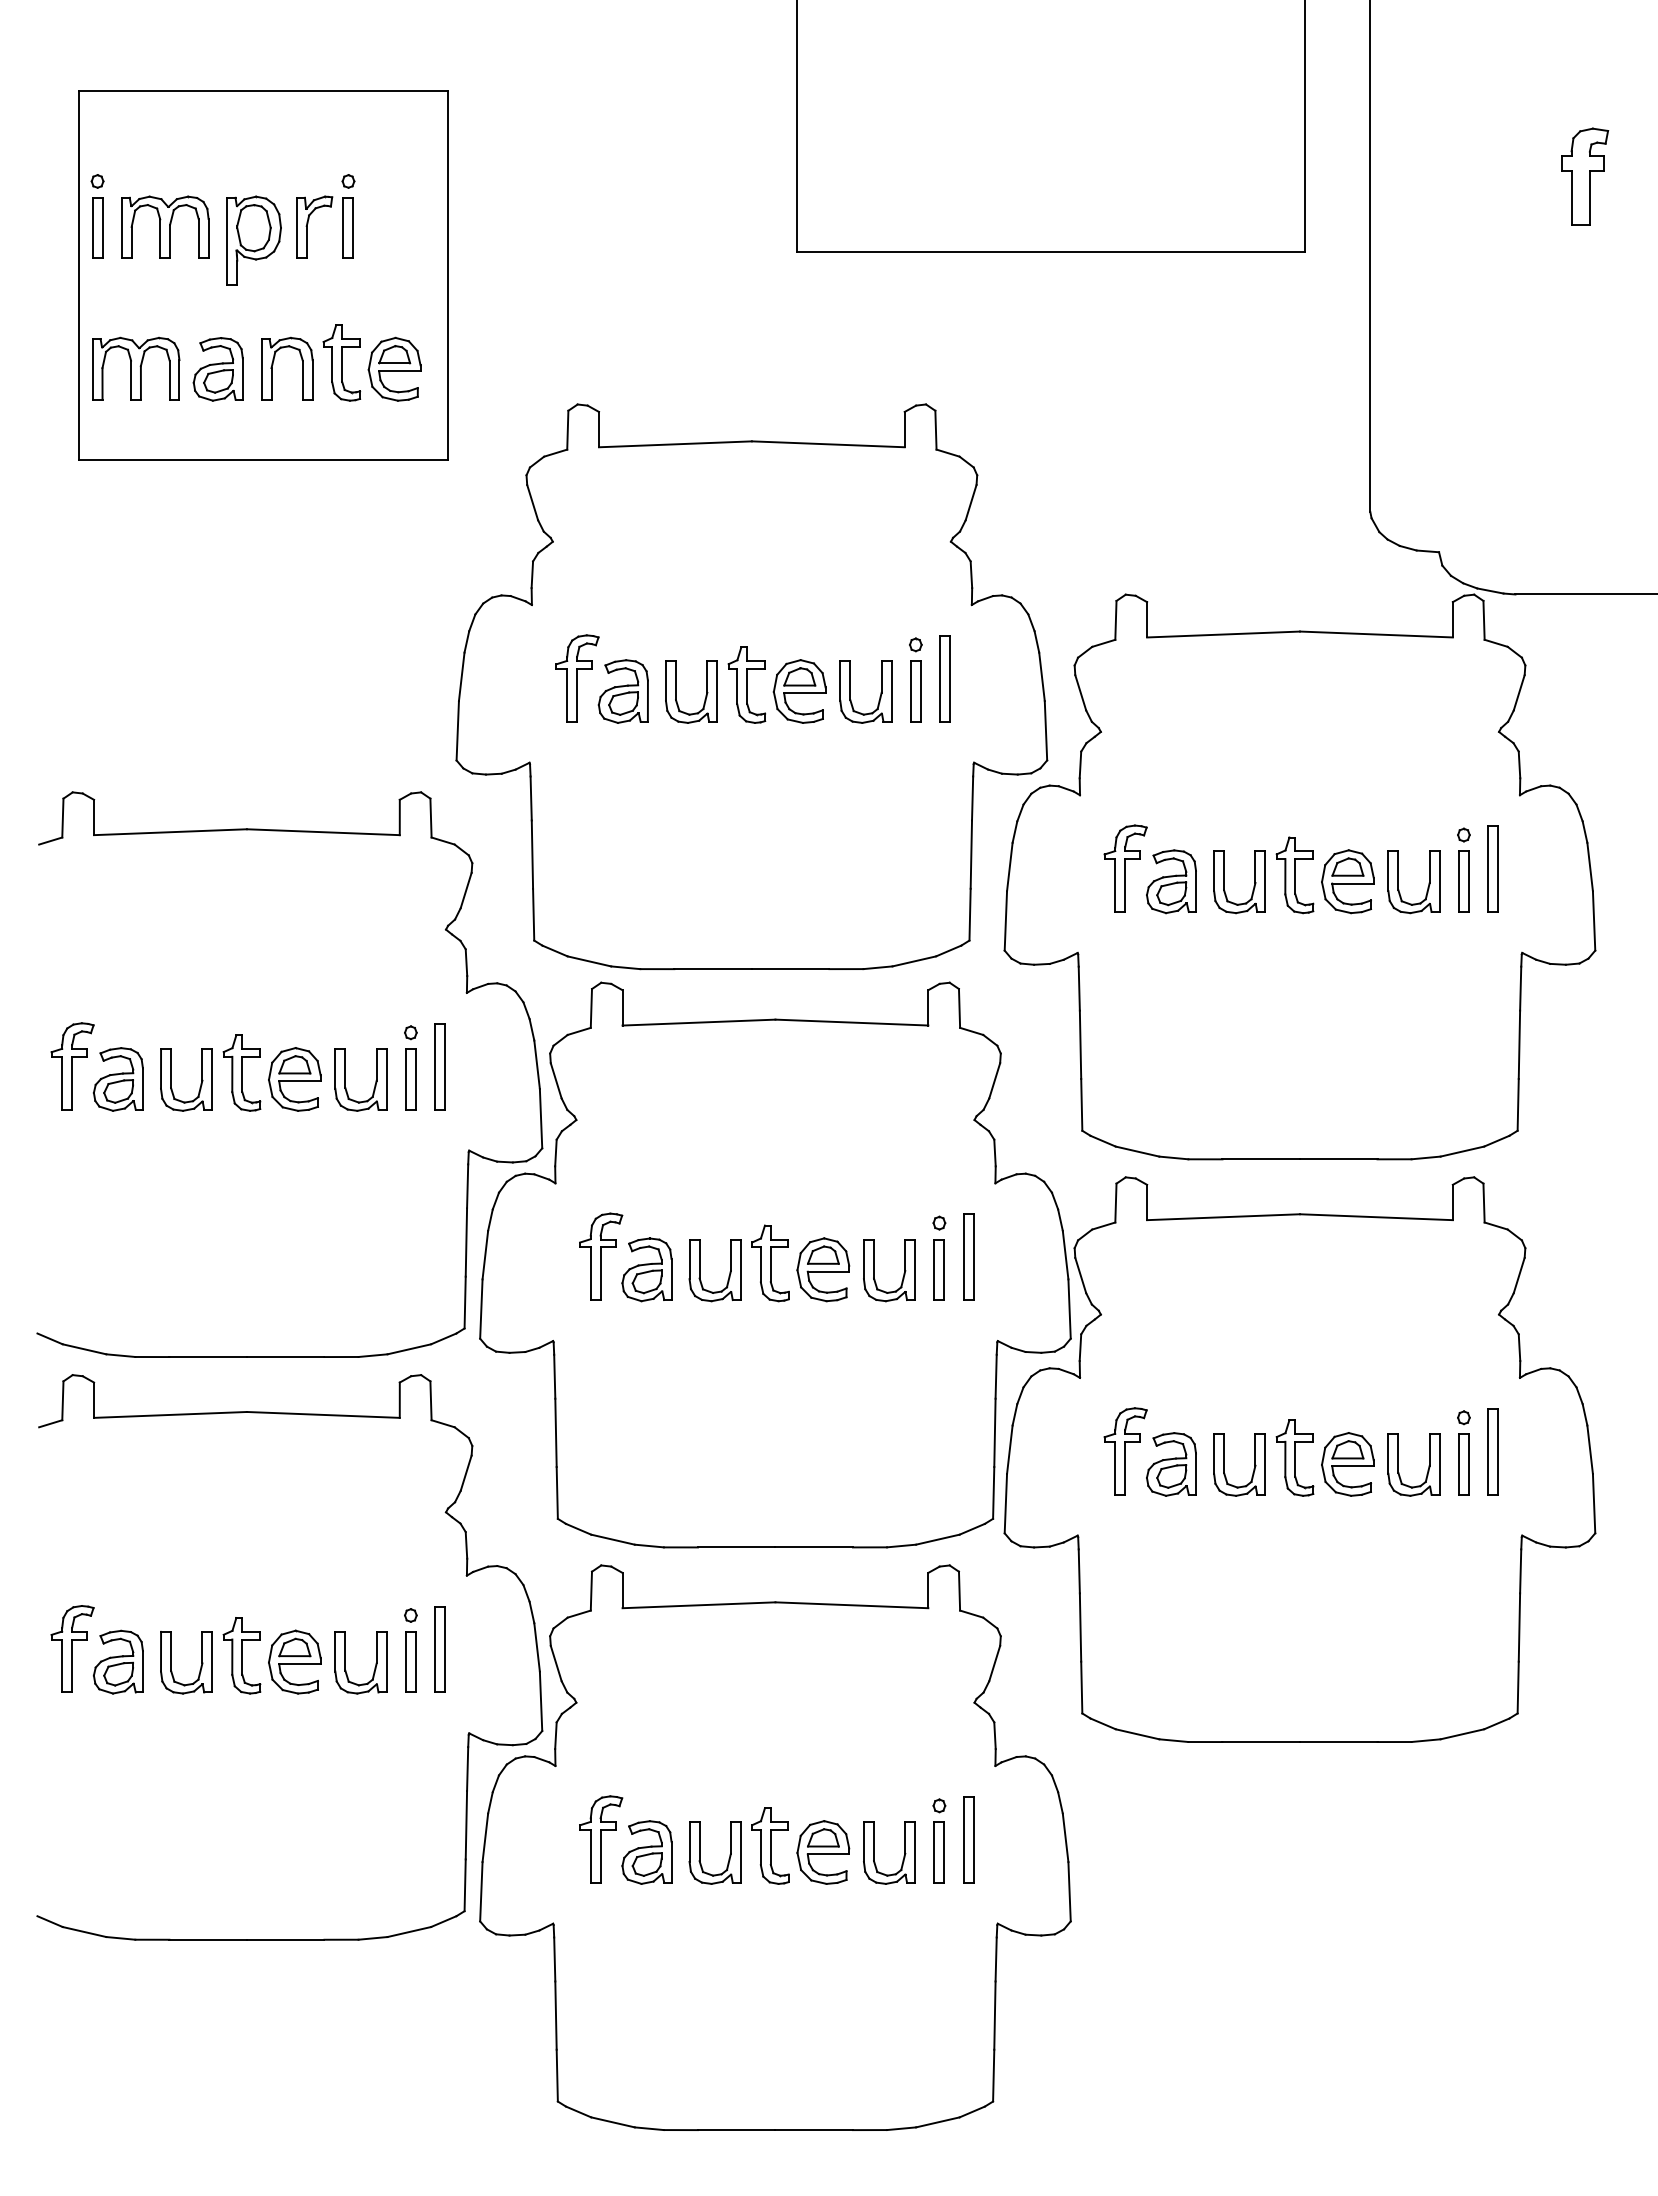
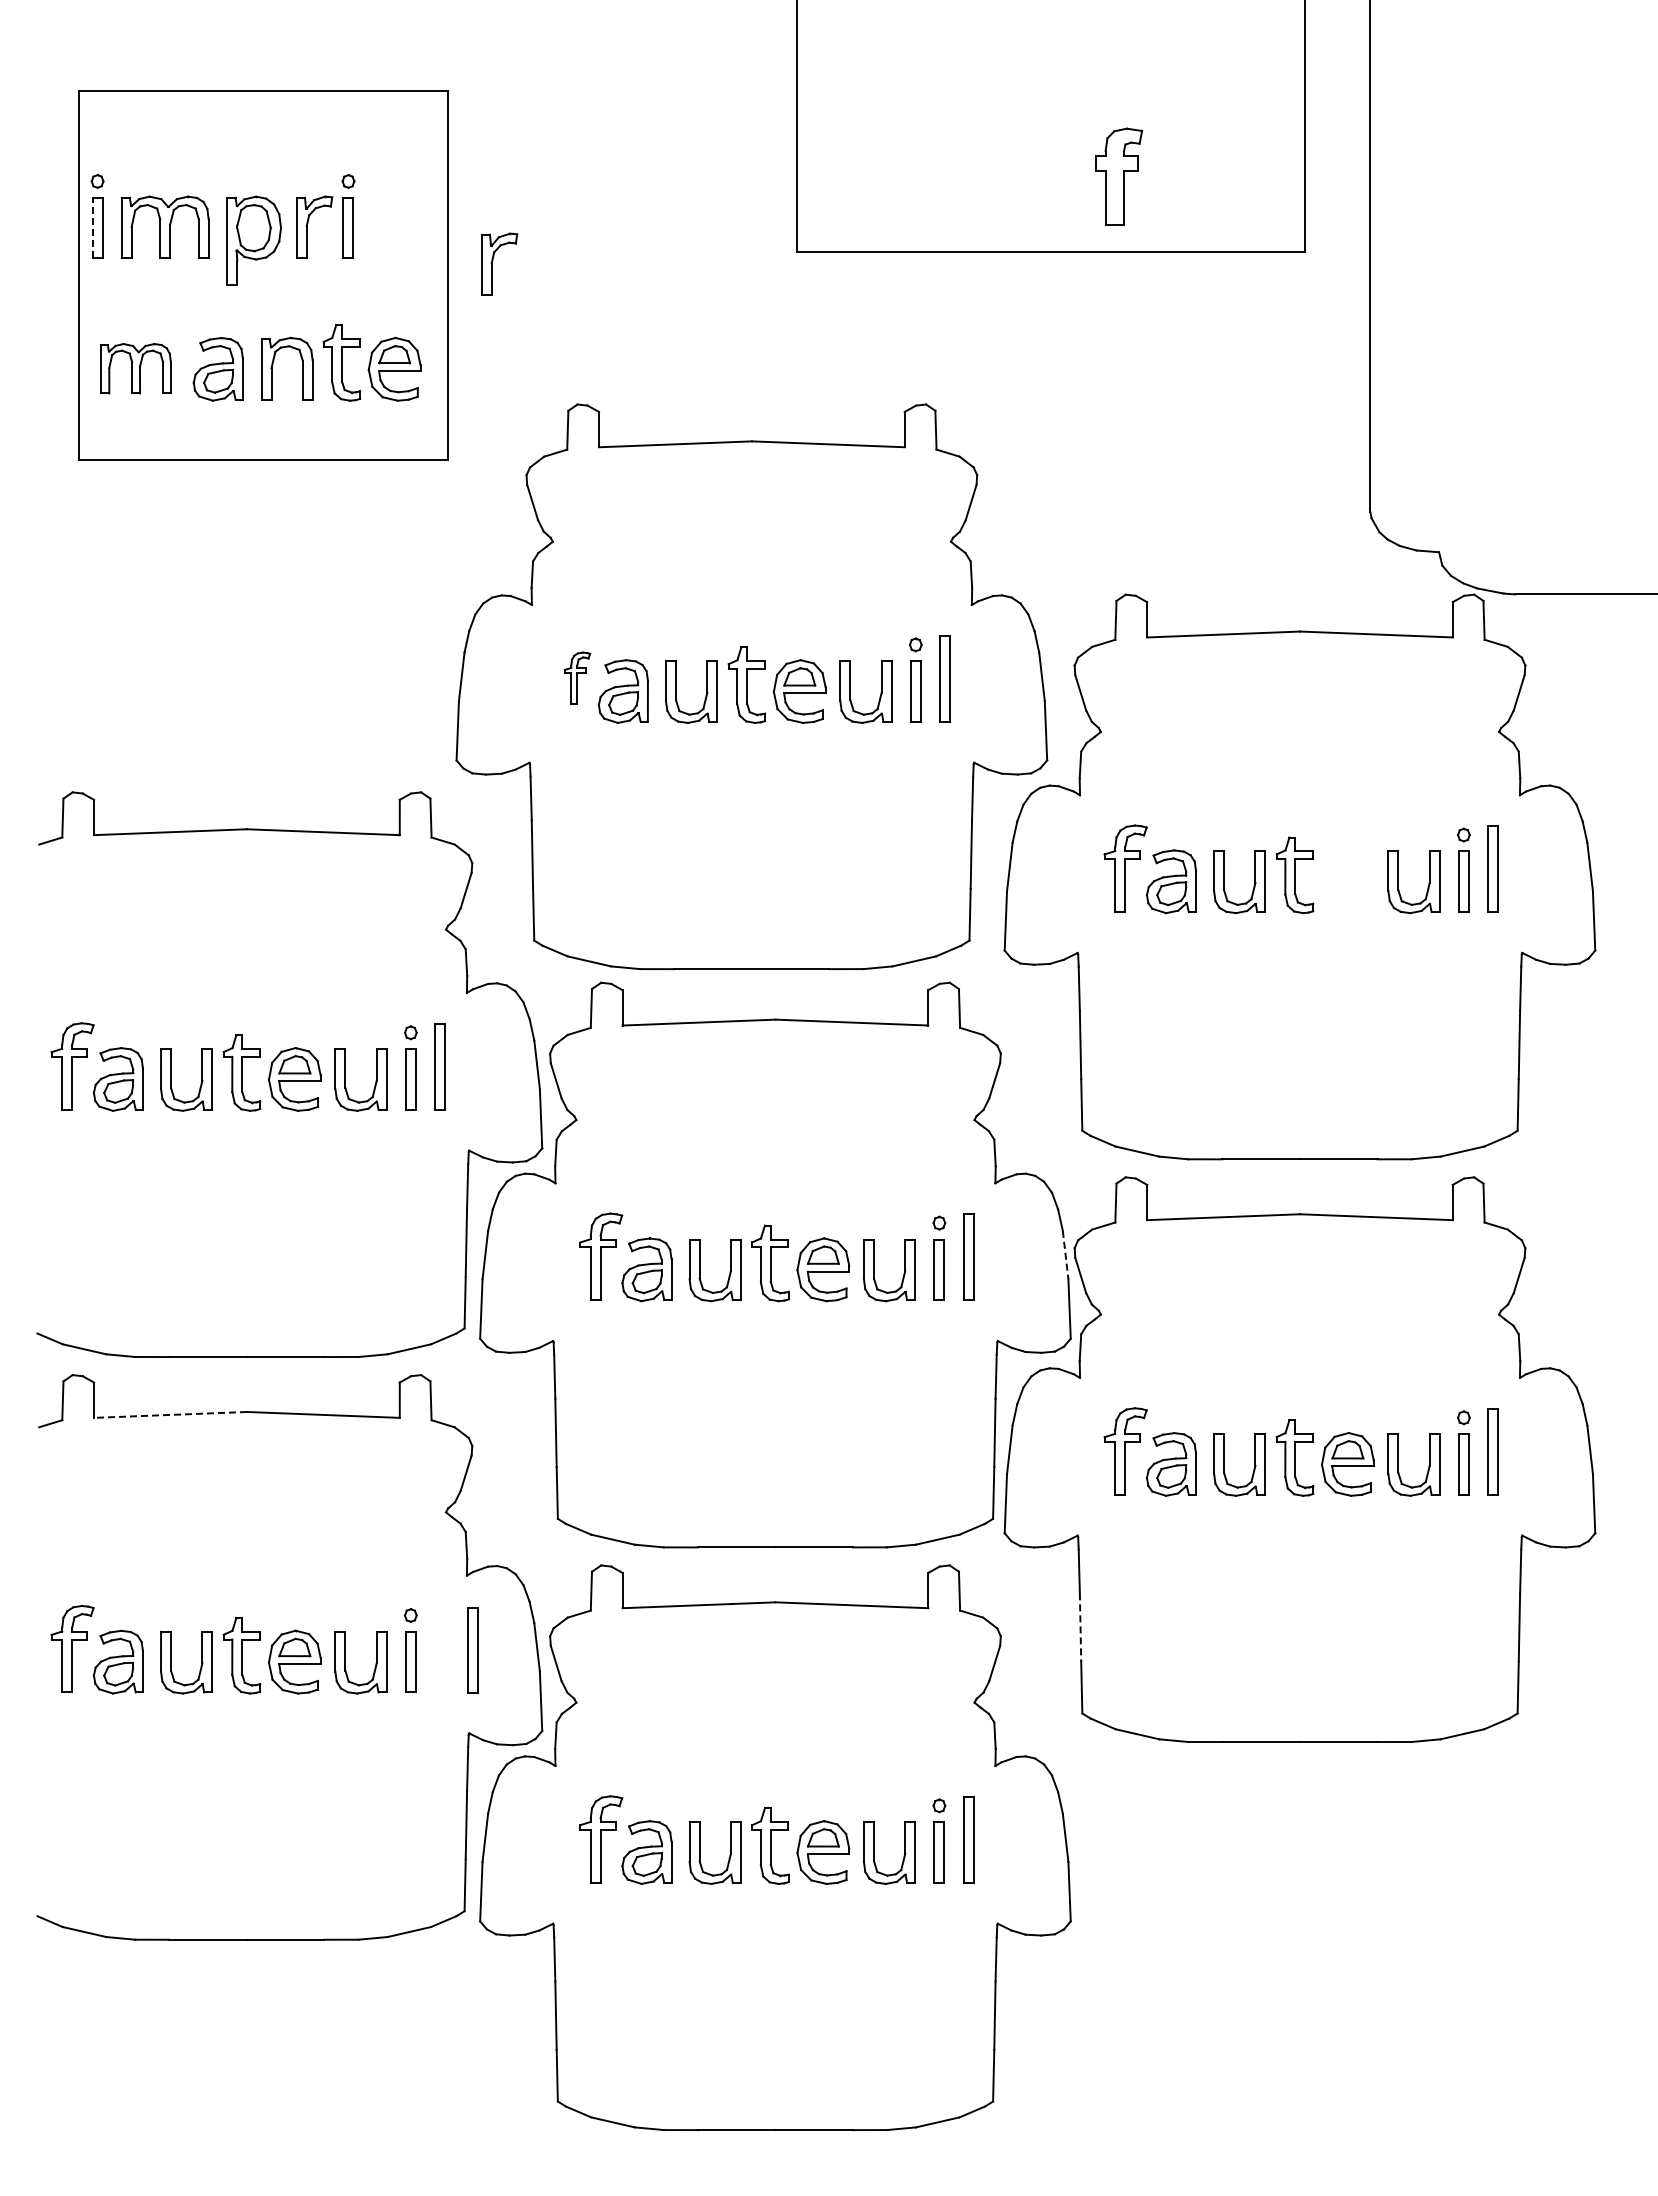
part position: (1585, 176) -> (1119, 176) (1119, 176)
line: solid -> dashed (92, 227)
part: none -> present (493, 260)
part size: 89x65 px -> 72x52 px (135, 368)
part size: 45x89 px -> 29x54 px (577, 677)
part: present -> none (1347, 881)
line: solid -> dashed (1065, 1255)
line: solid -> dashed (170, 1414)
line: solid -> dashed (1080, 1628)
part position: (439, 1649) -> (472, 1650) (472, 1650)
